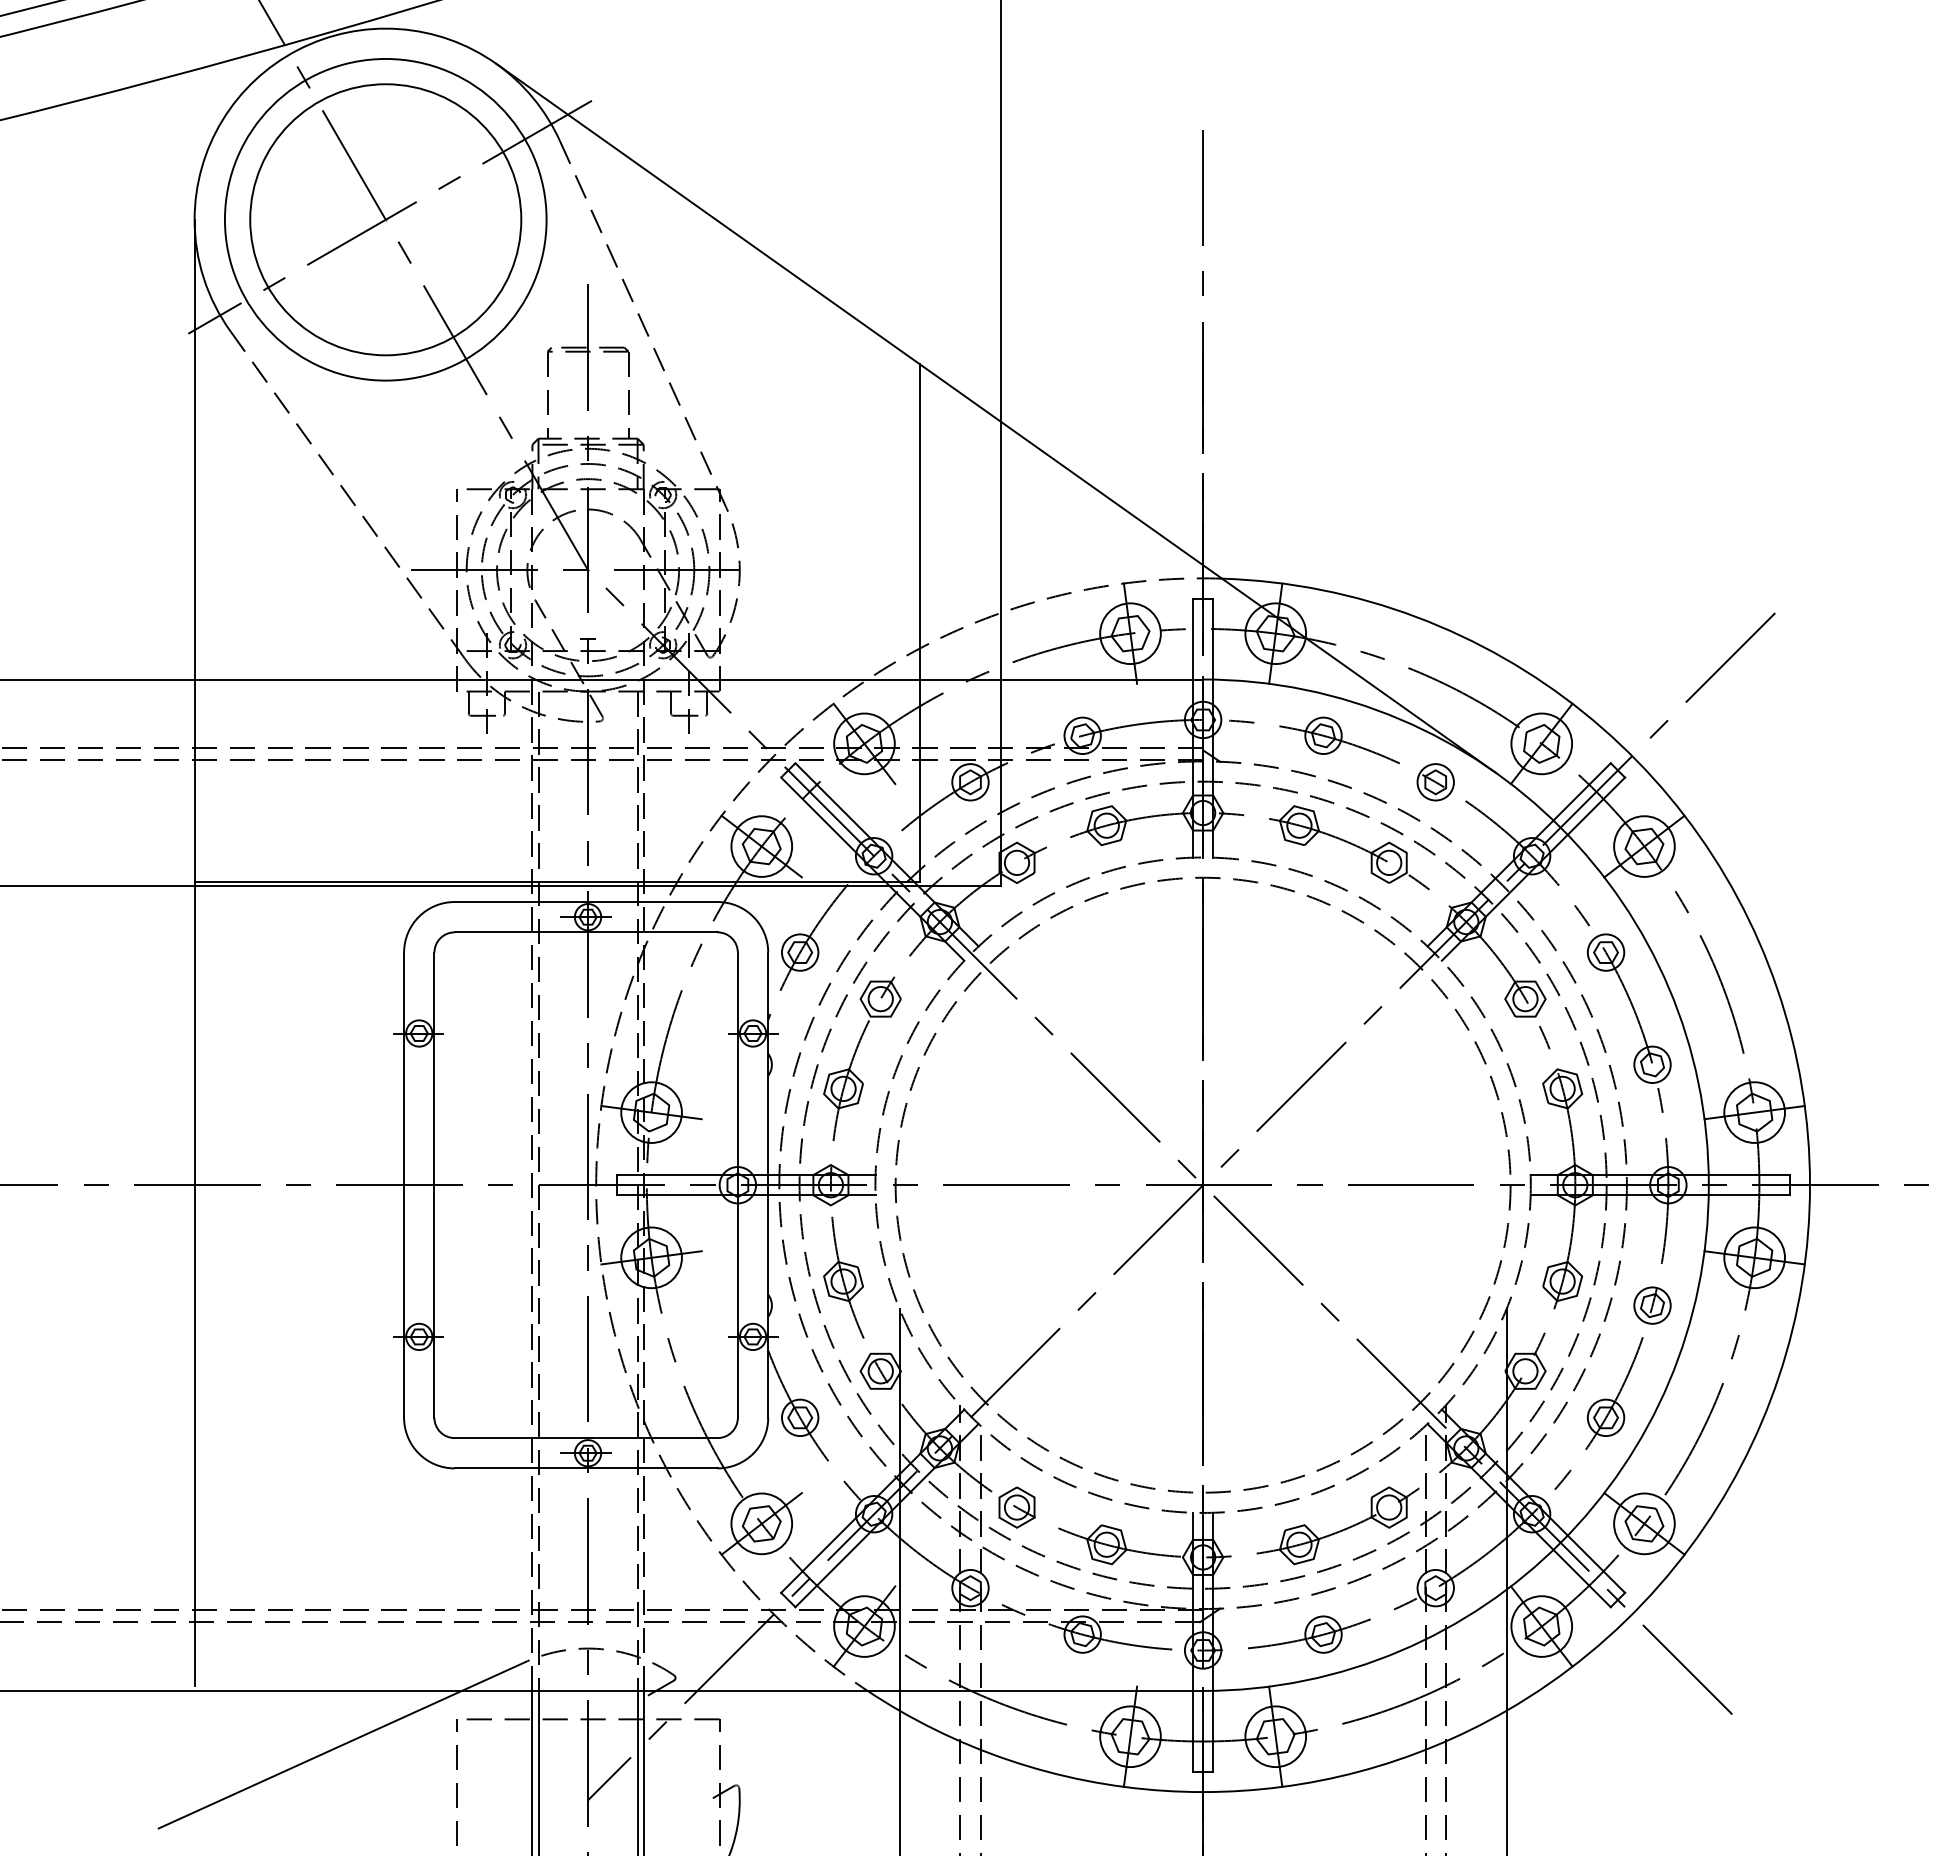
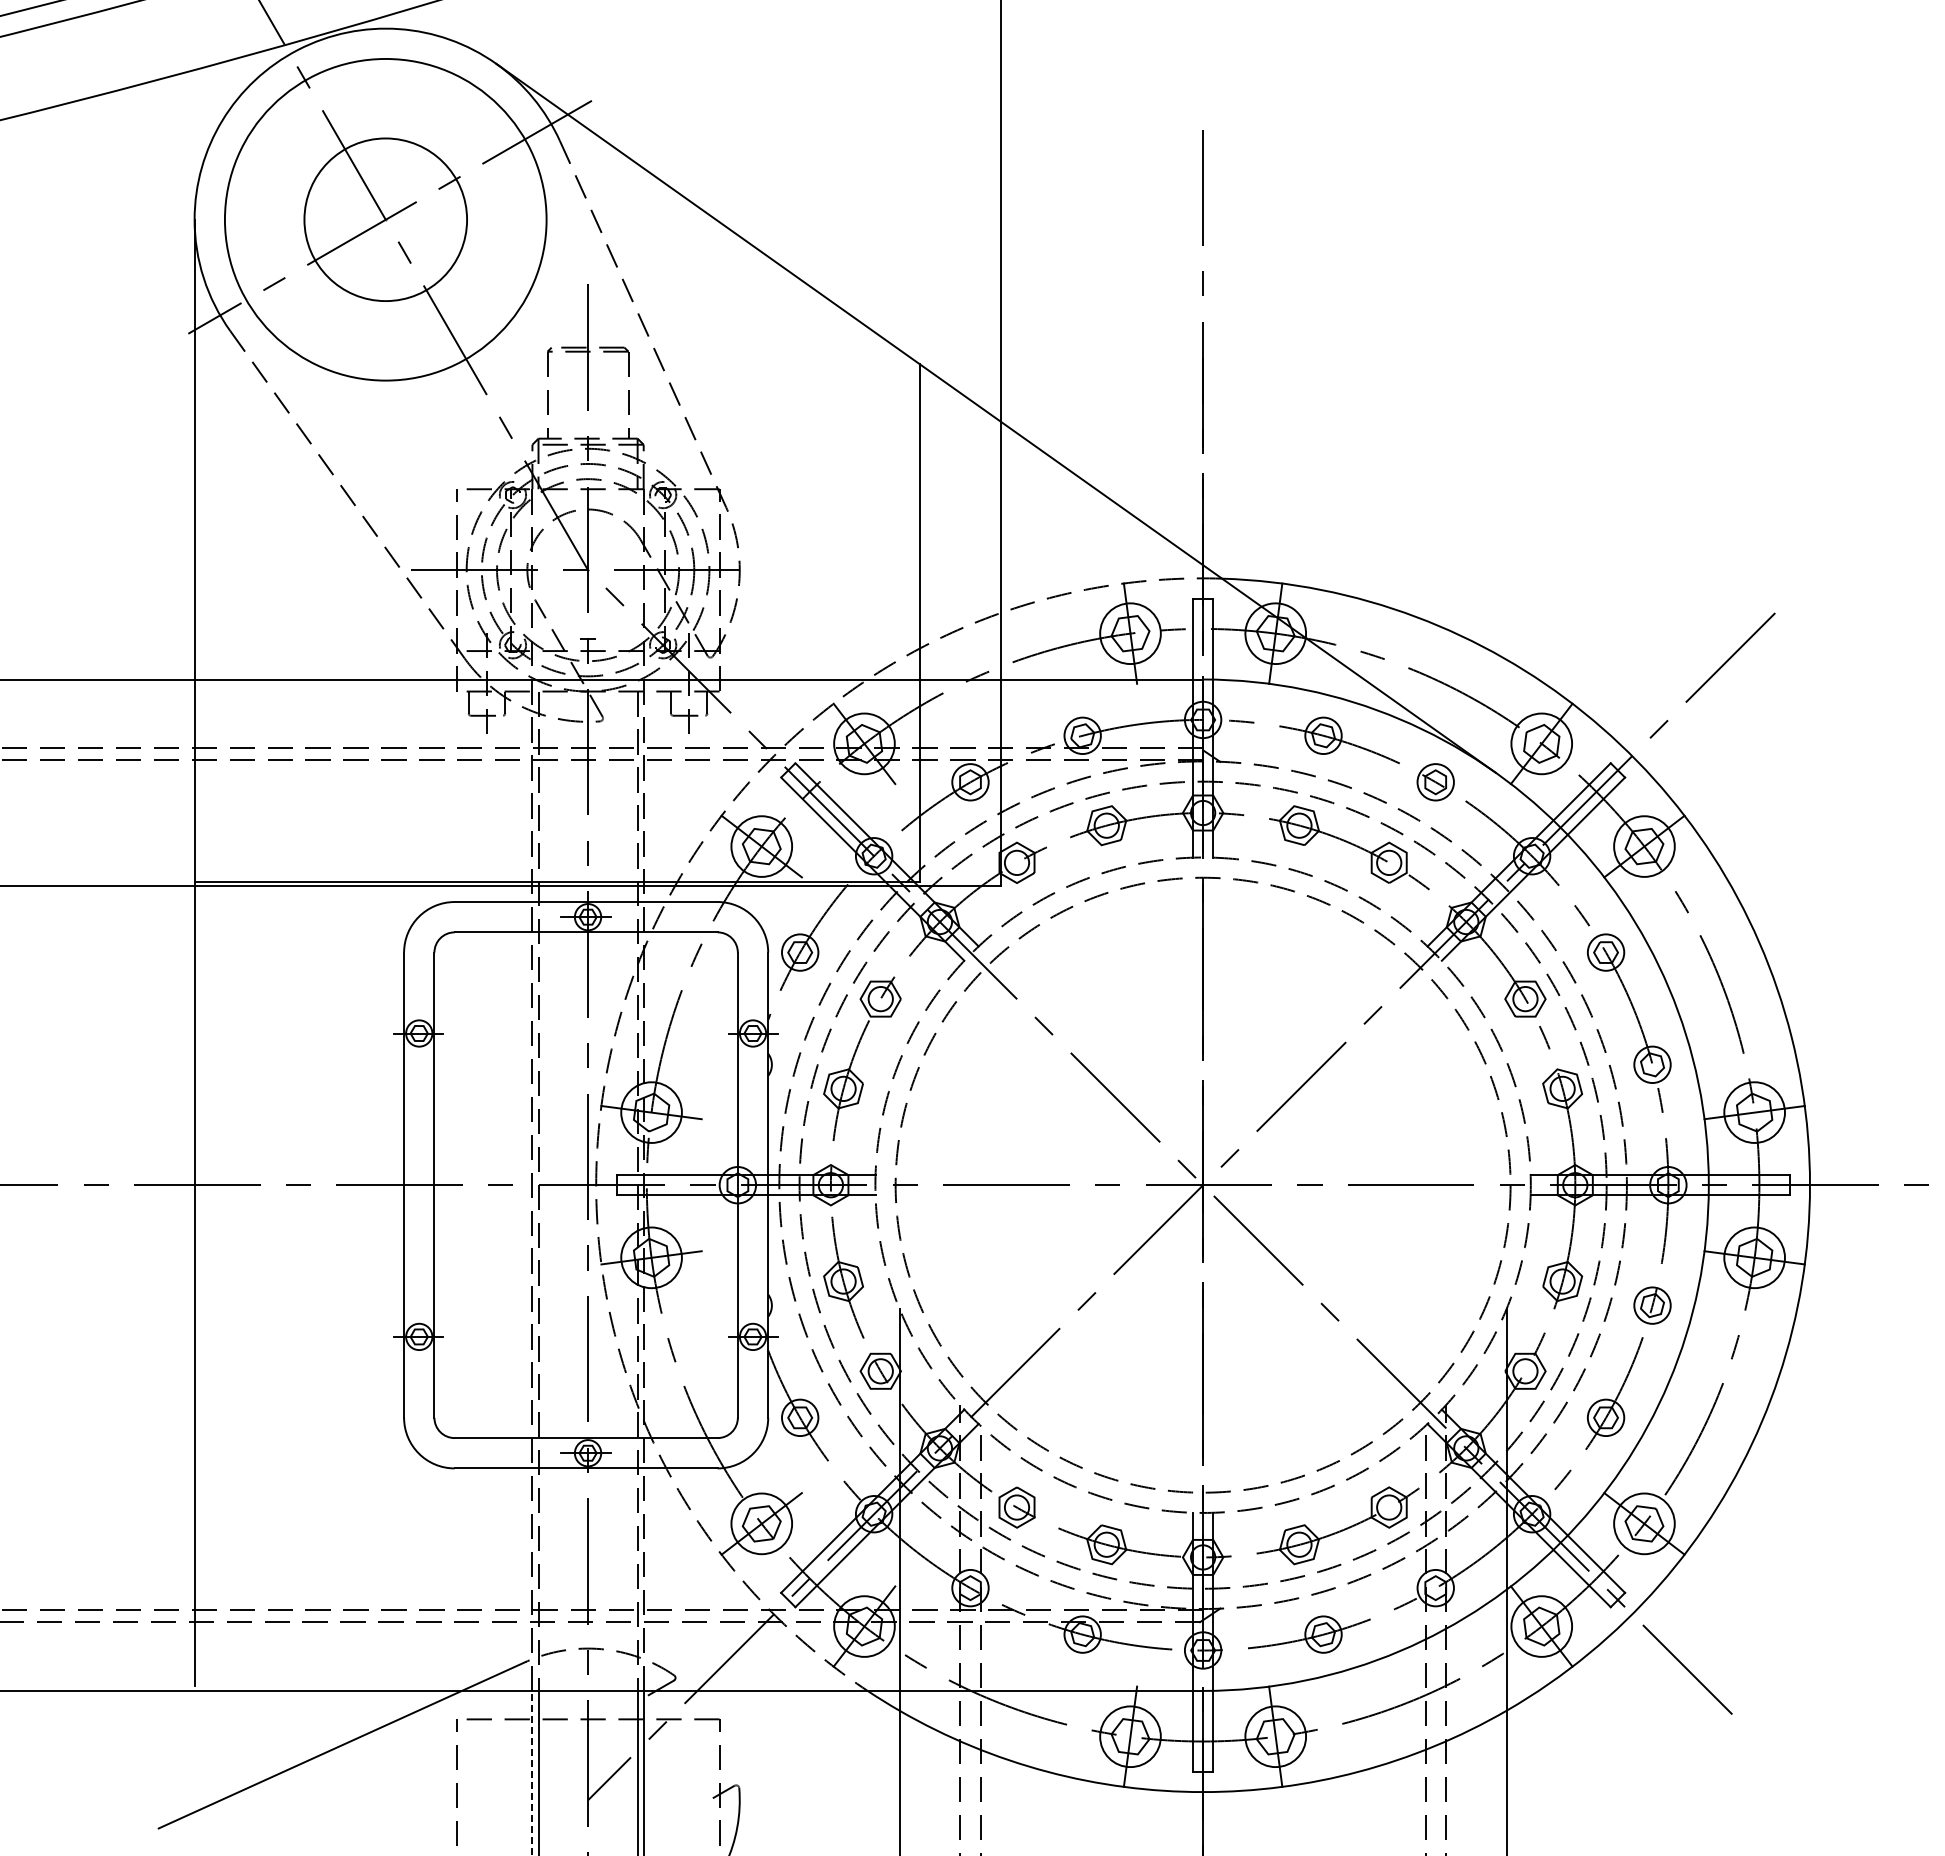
circle diameter: 271 px -> 163 px (385, 219)
line: solid -> dashed (532, 1772)
